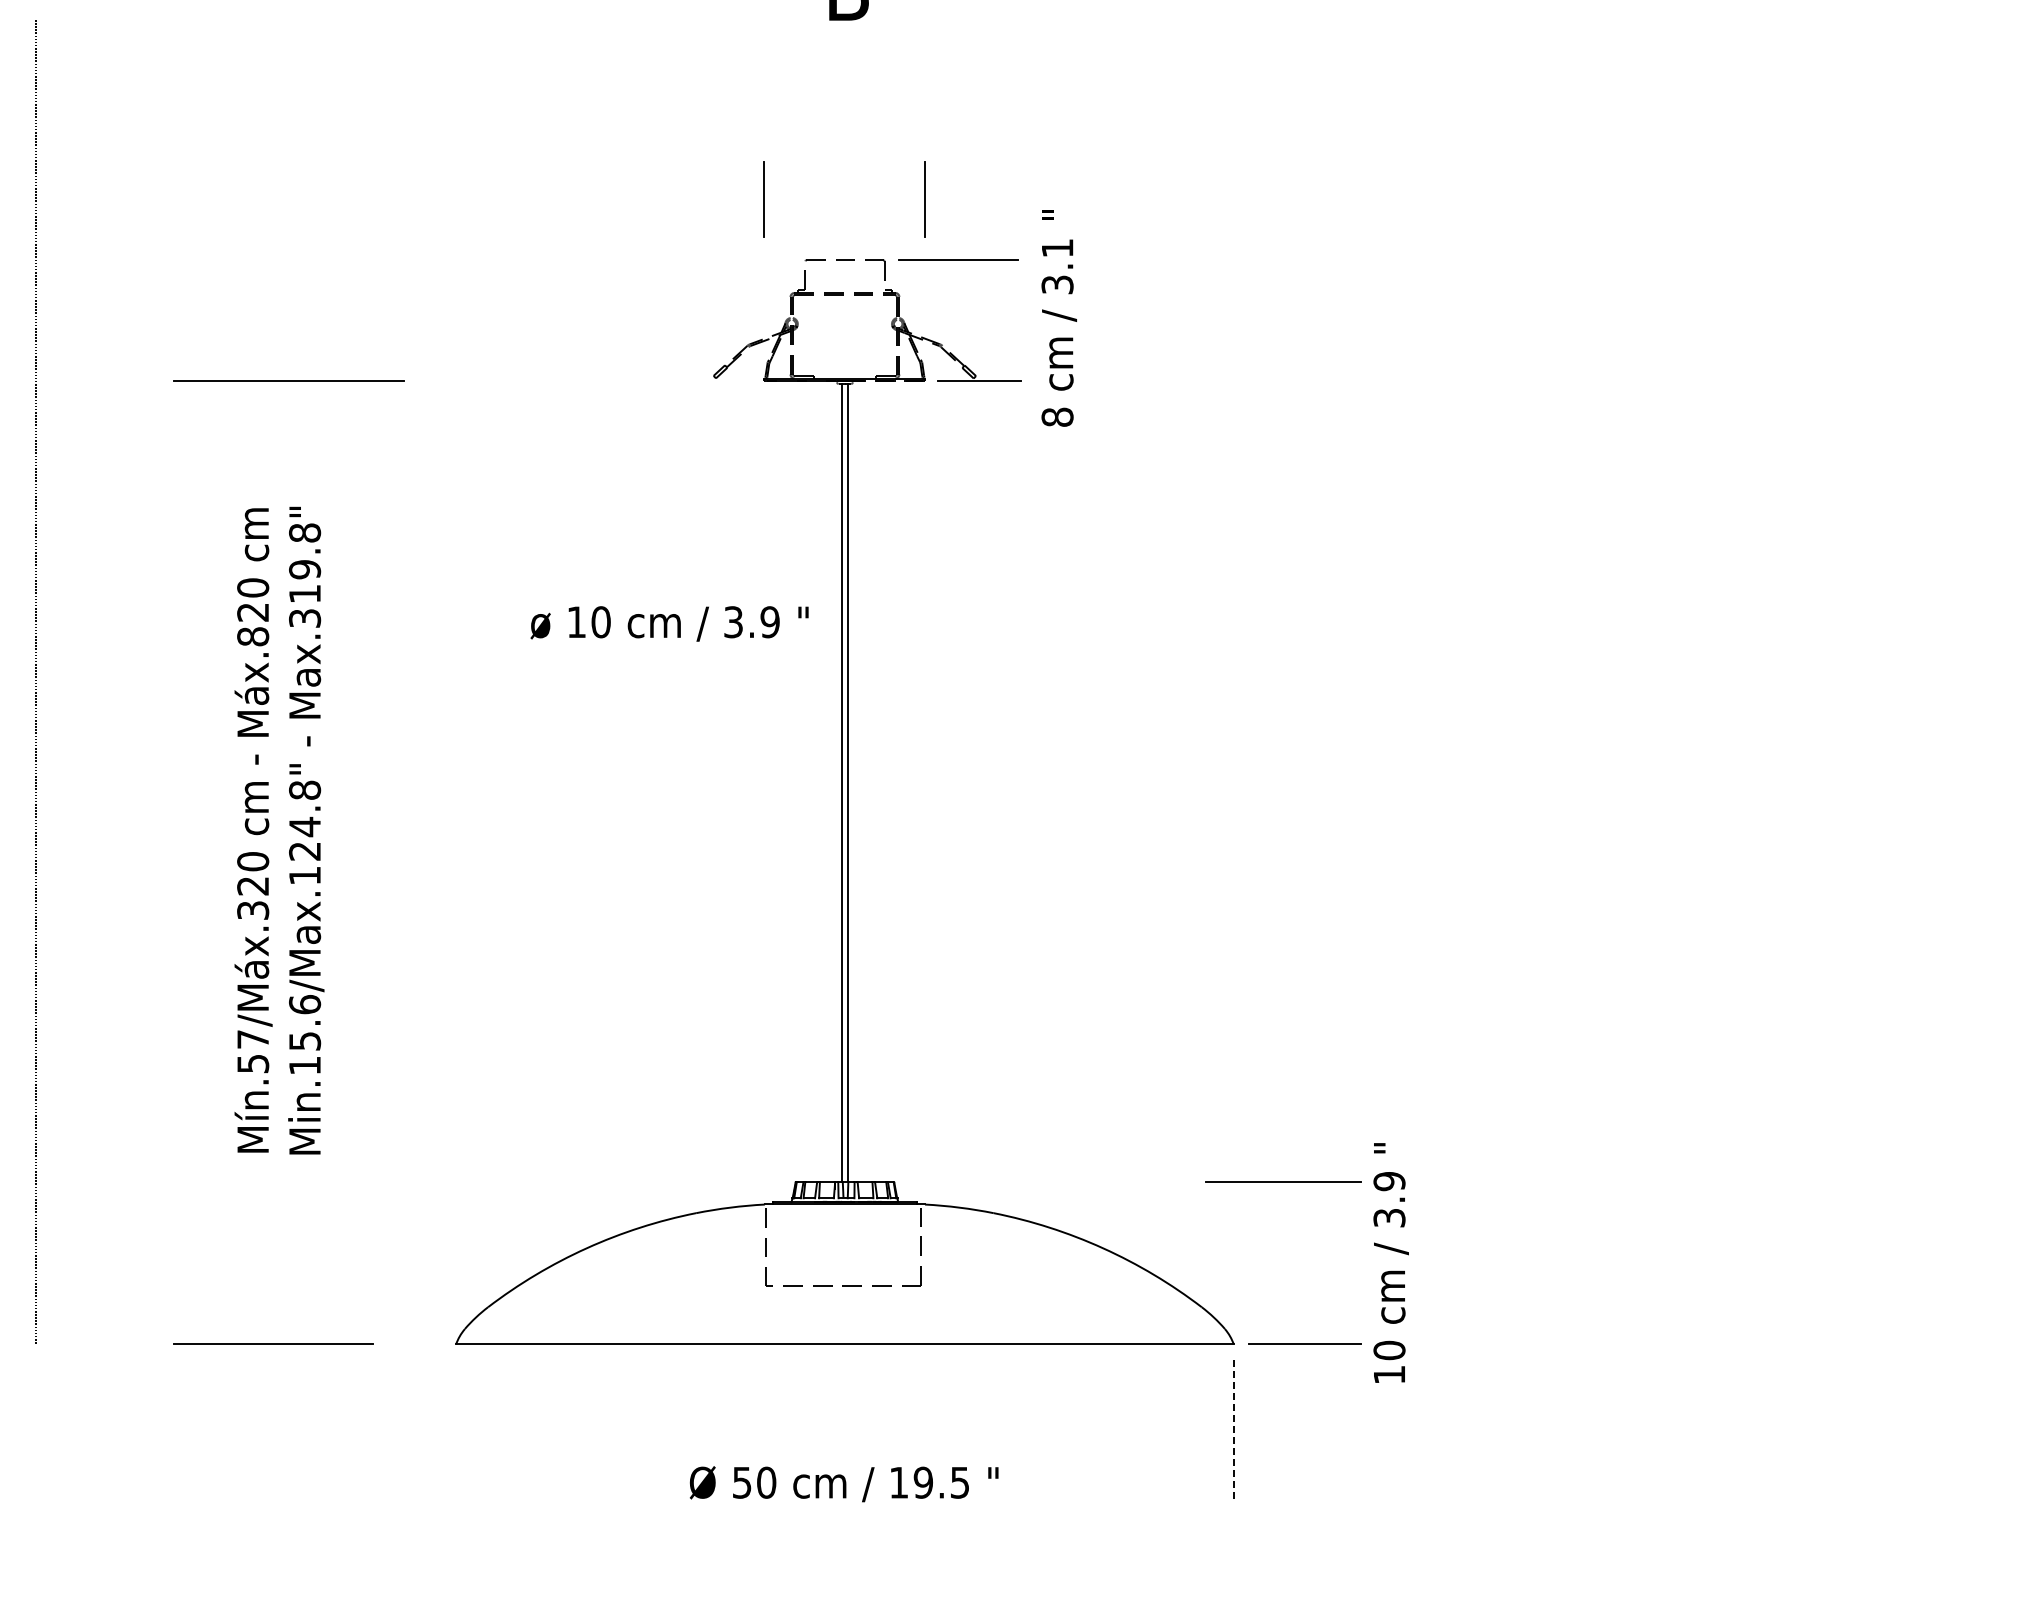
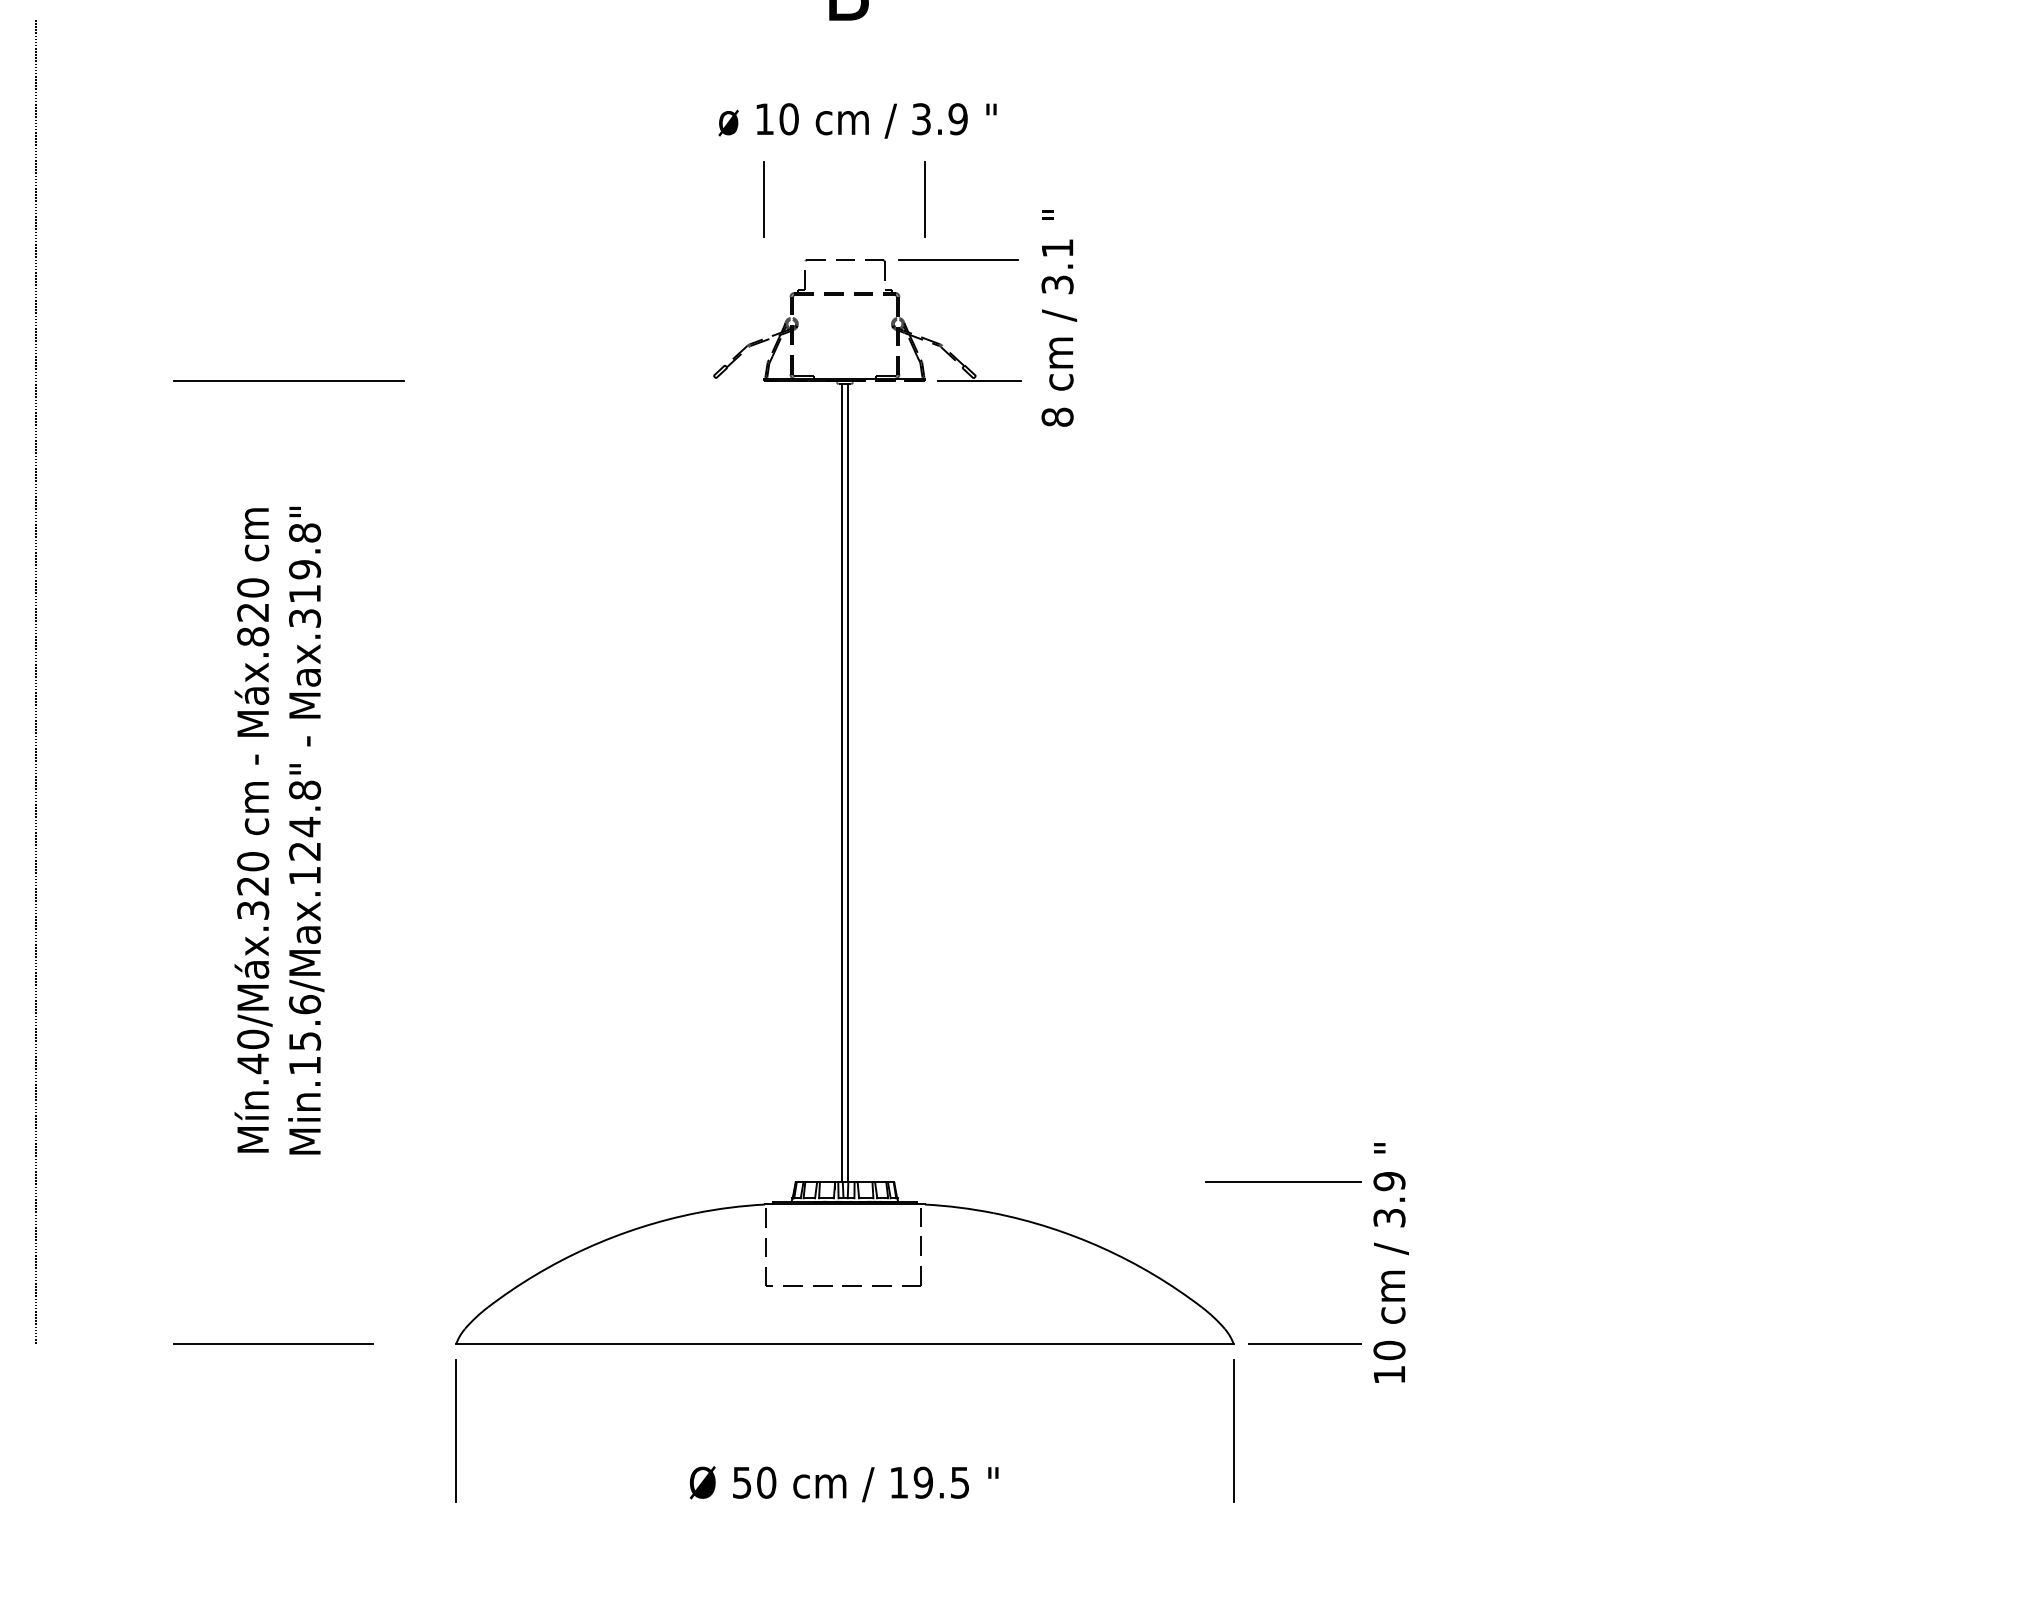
text position: (669, 623) -> (857, 120) (857, 120)
text: Mín.57/Máx.320 -> Mín.40/Máx.320 (253, 1051)
line: none -> present (456, 1431)
line: dashed -> solid (1233, 1431)
